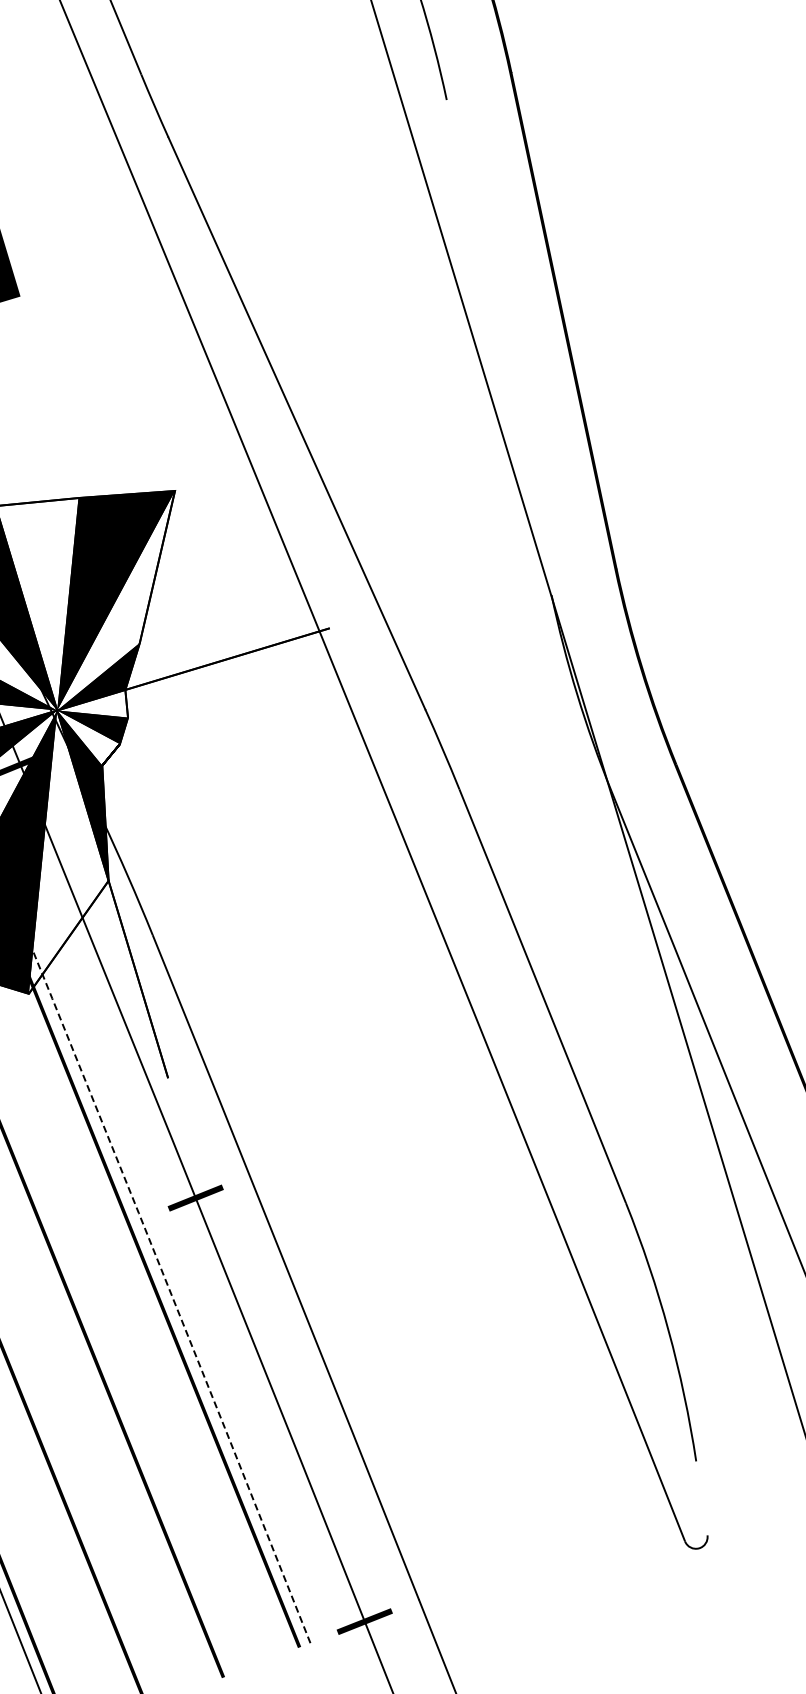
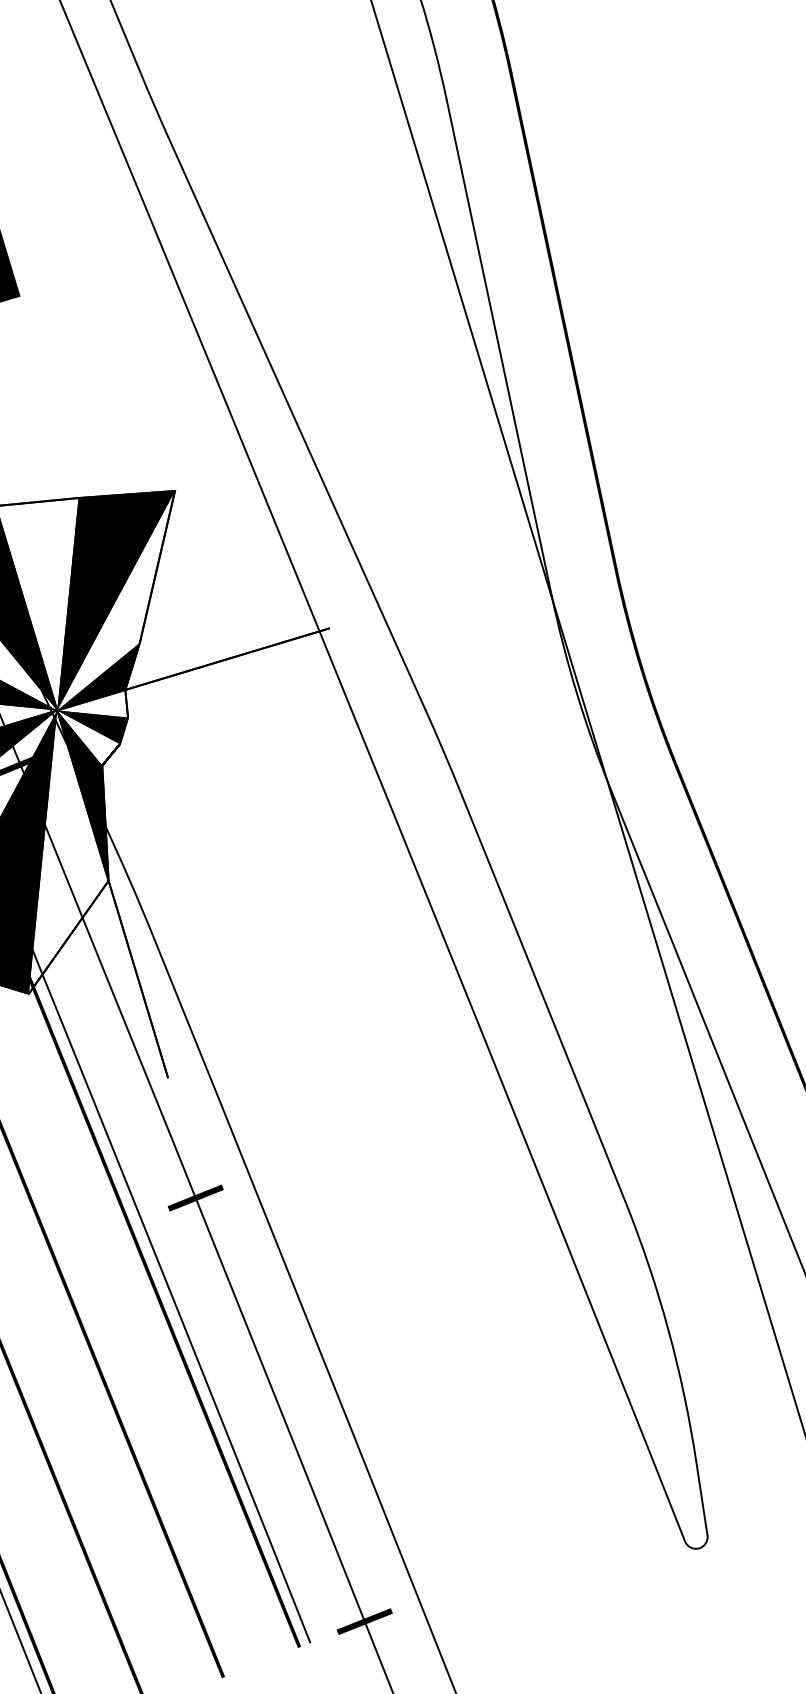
line: none -> present (498, 347)
arc: dashed -> solid (155, 1255)
line: none -> present (701, 1498)
